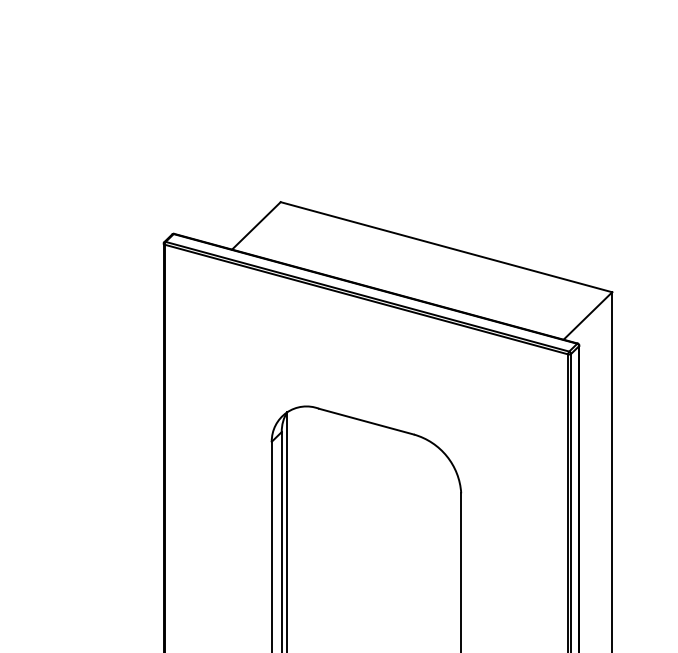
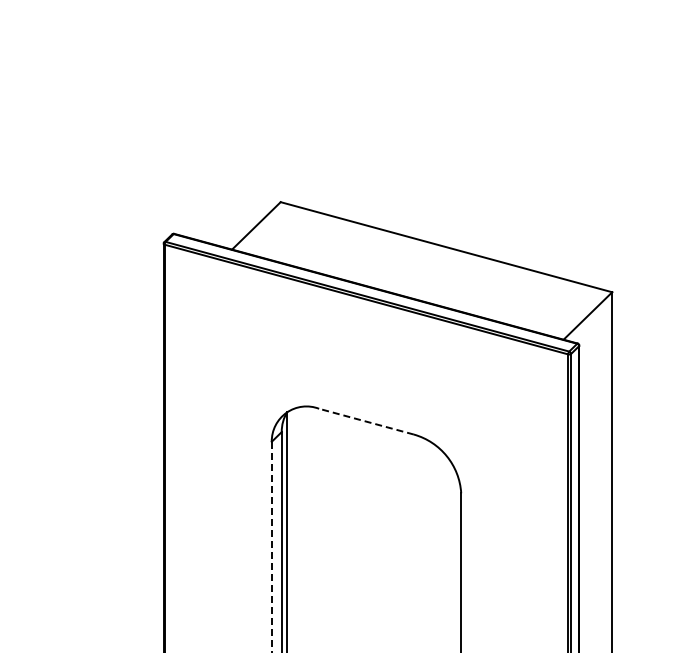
line: solid -> dashed (366, 421)
line: solid -> dashed (271, 547)
